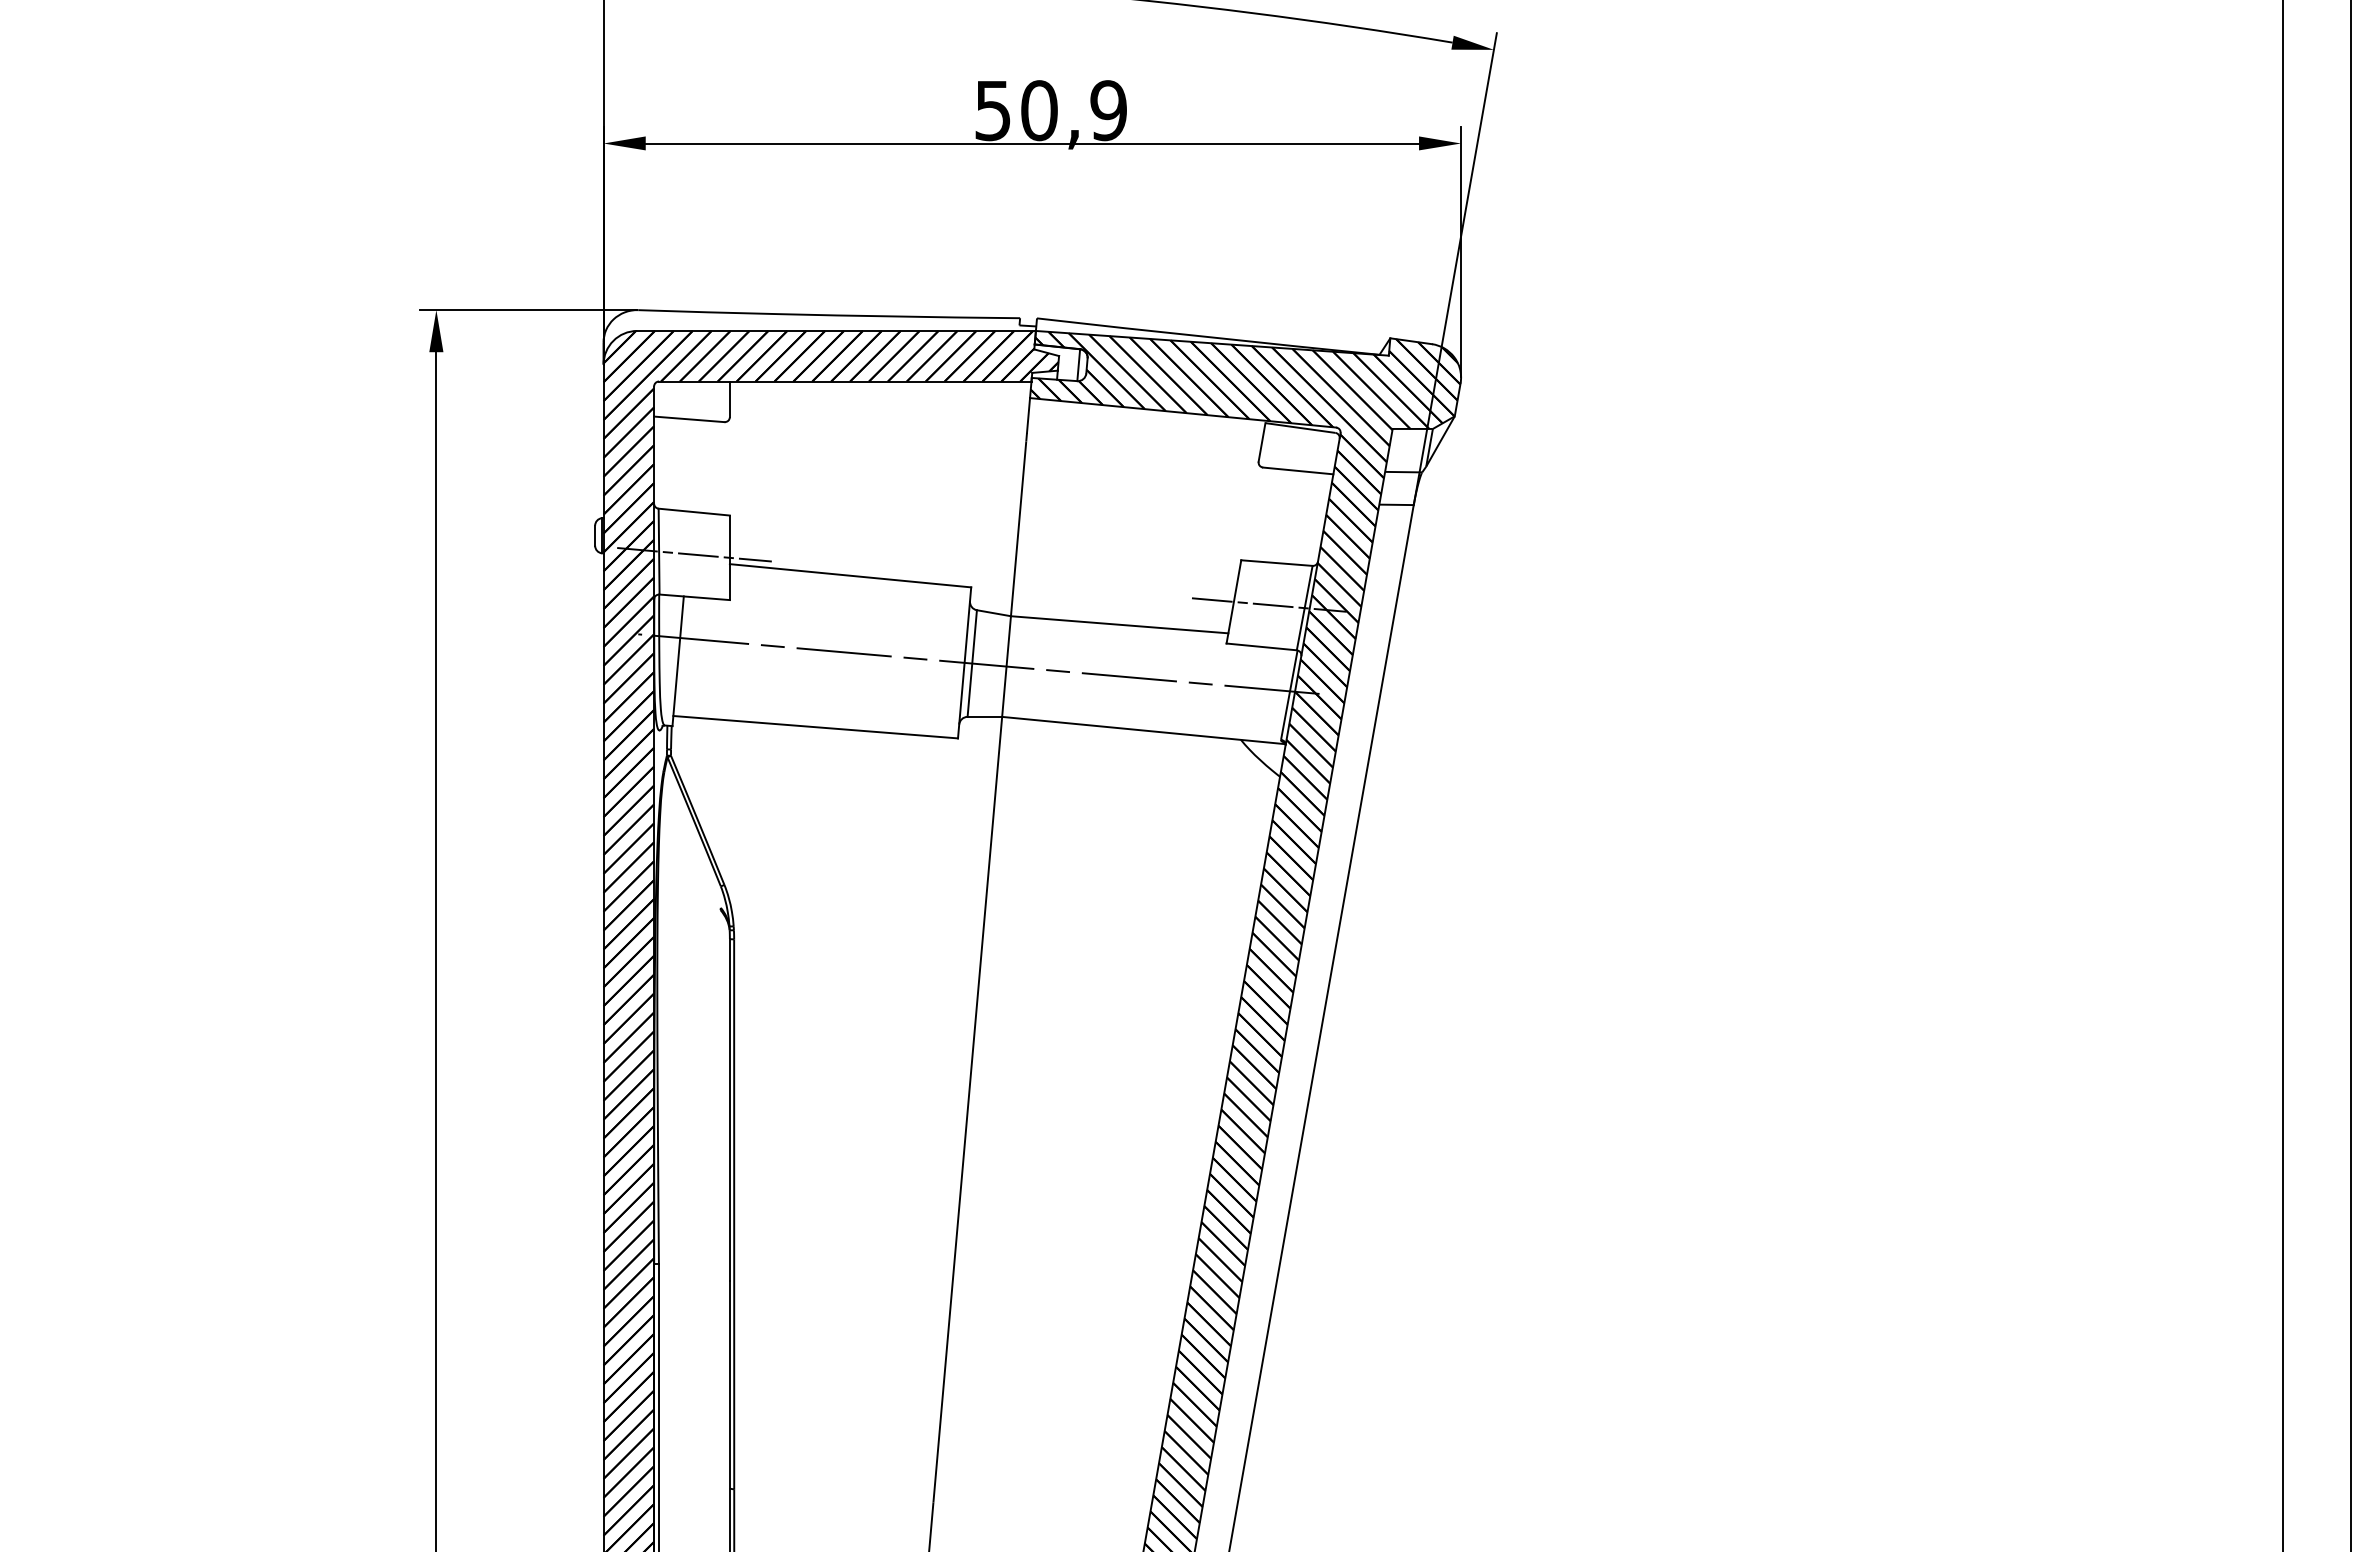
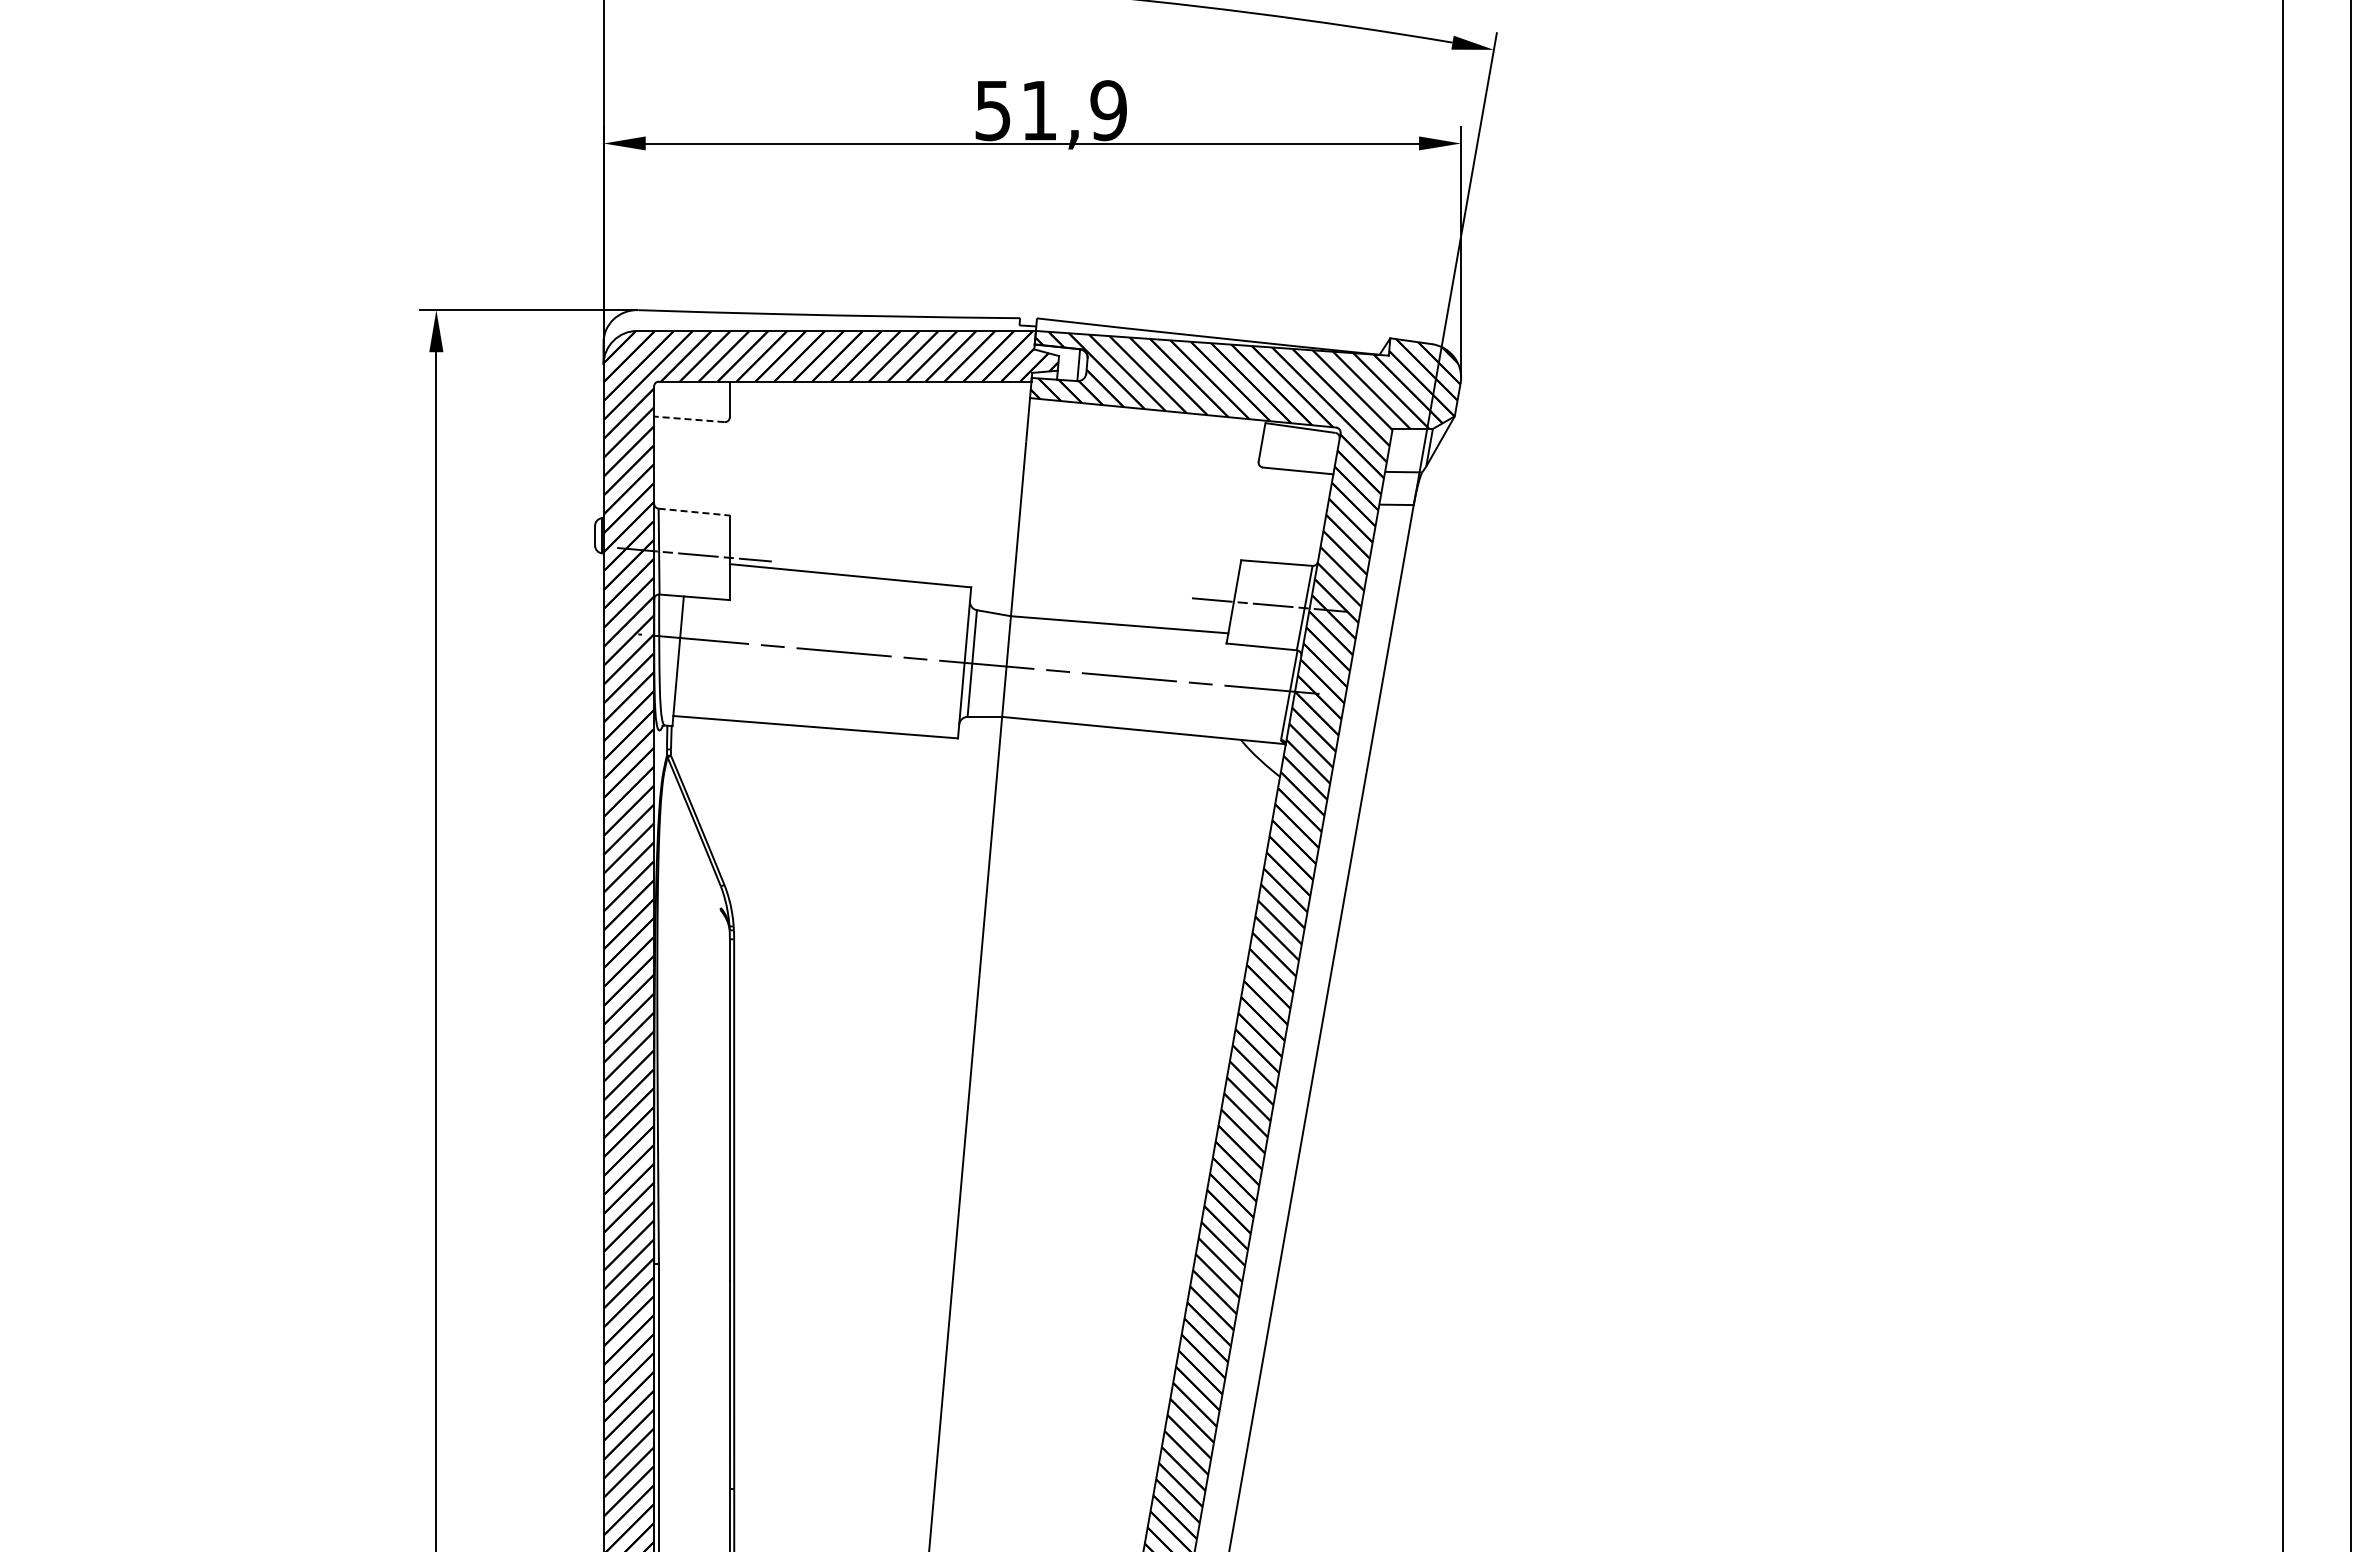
text: 50,9 -> 51,9 (1039, 110)
line: solid -> dashed (688, 419)
line: solid -> dashed (694, 512)
